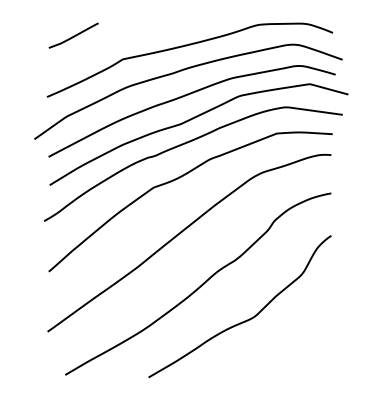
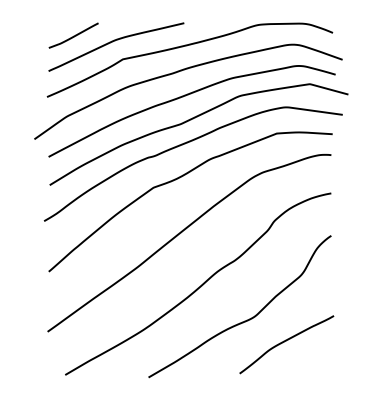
curve: none -> present (115, 41)
curve: none -> present (284, 342)
